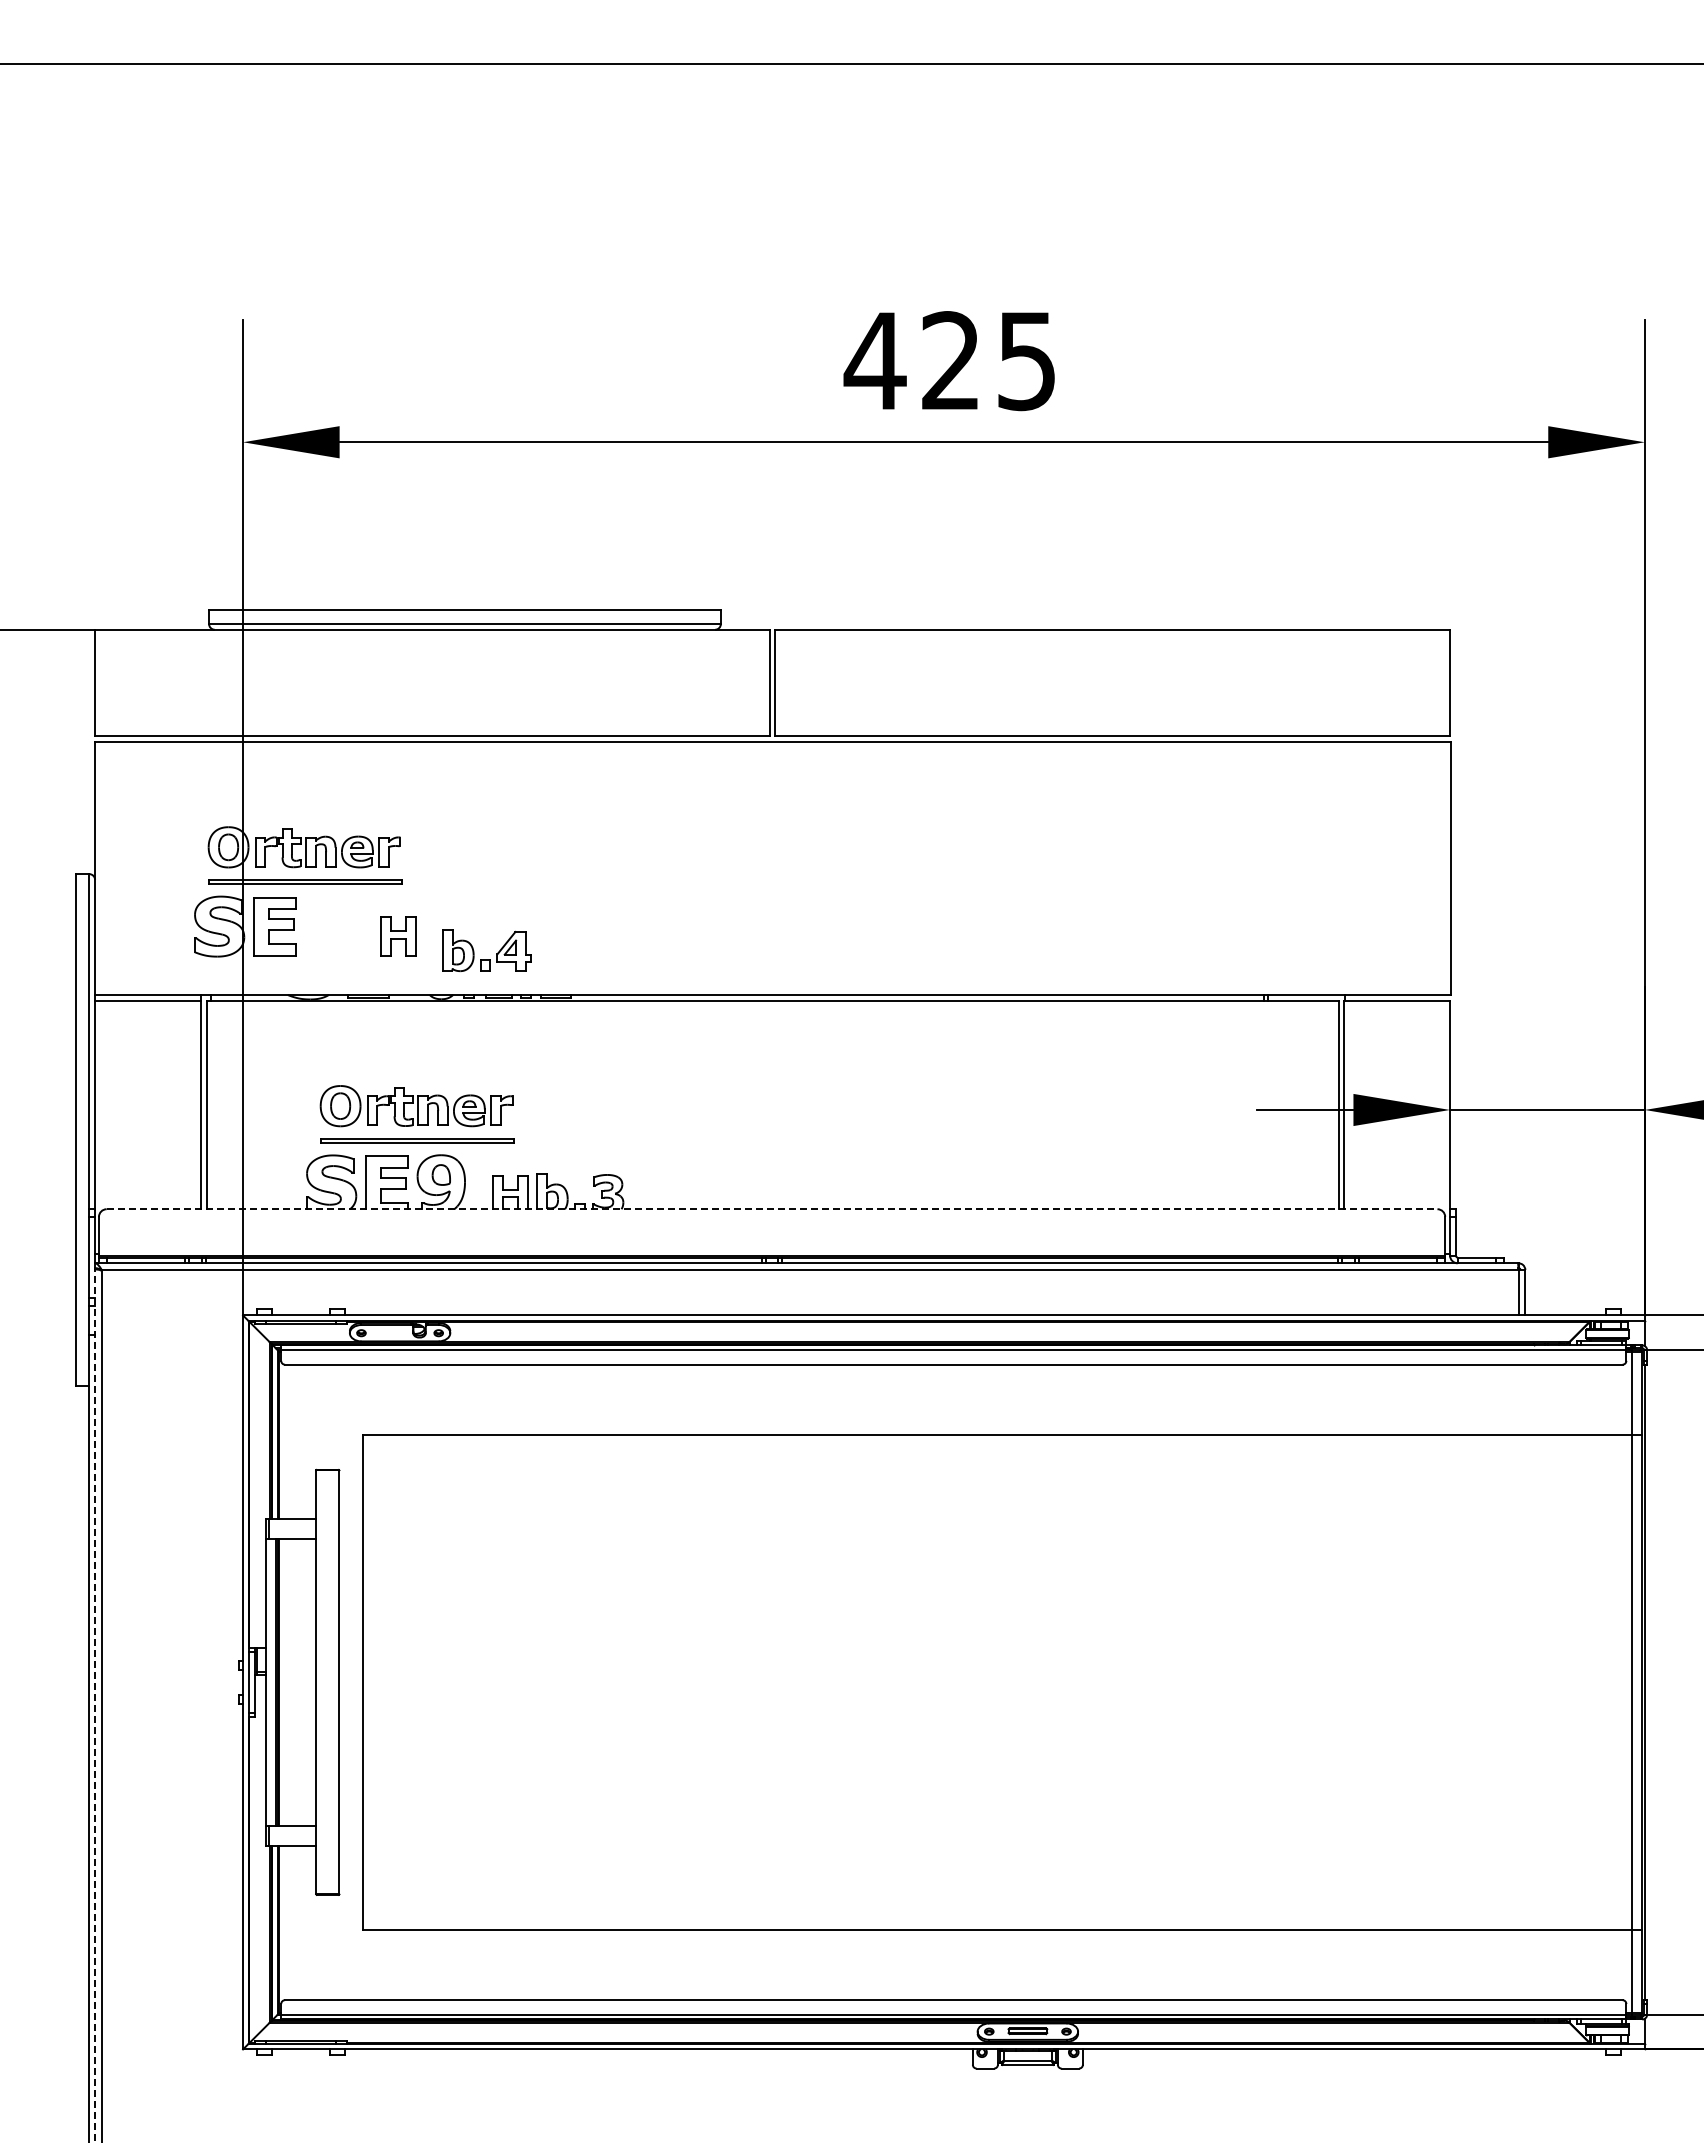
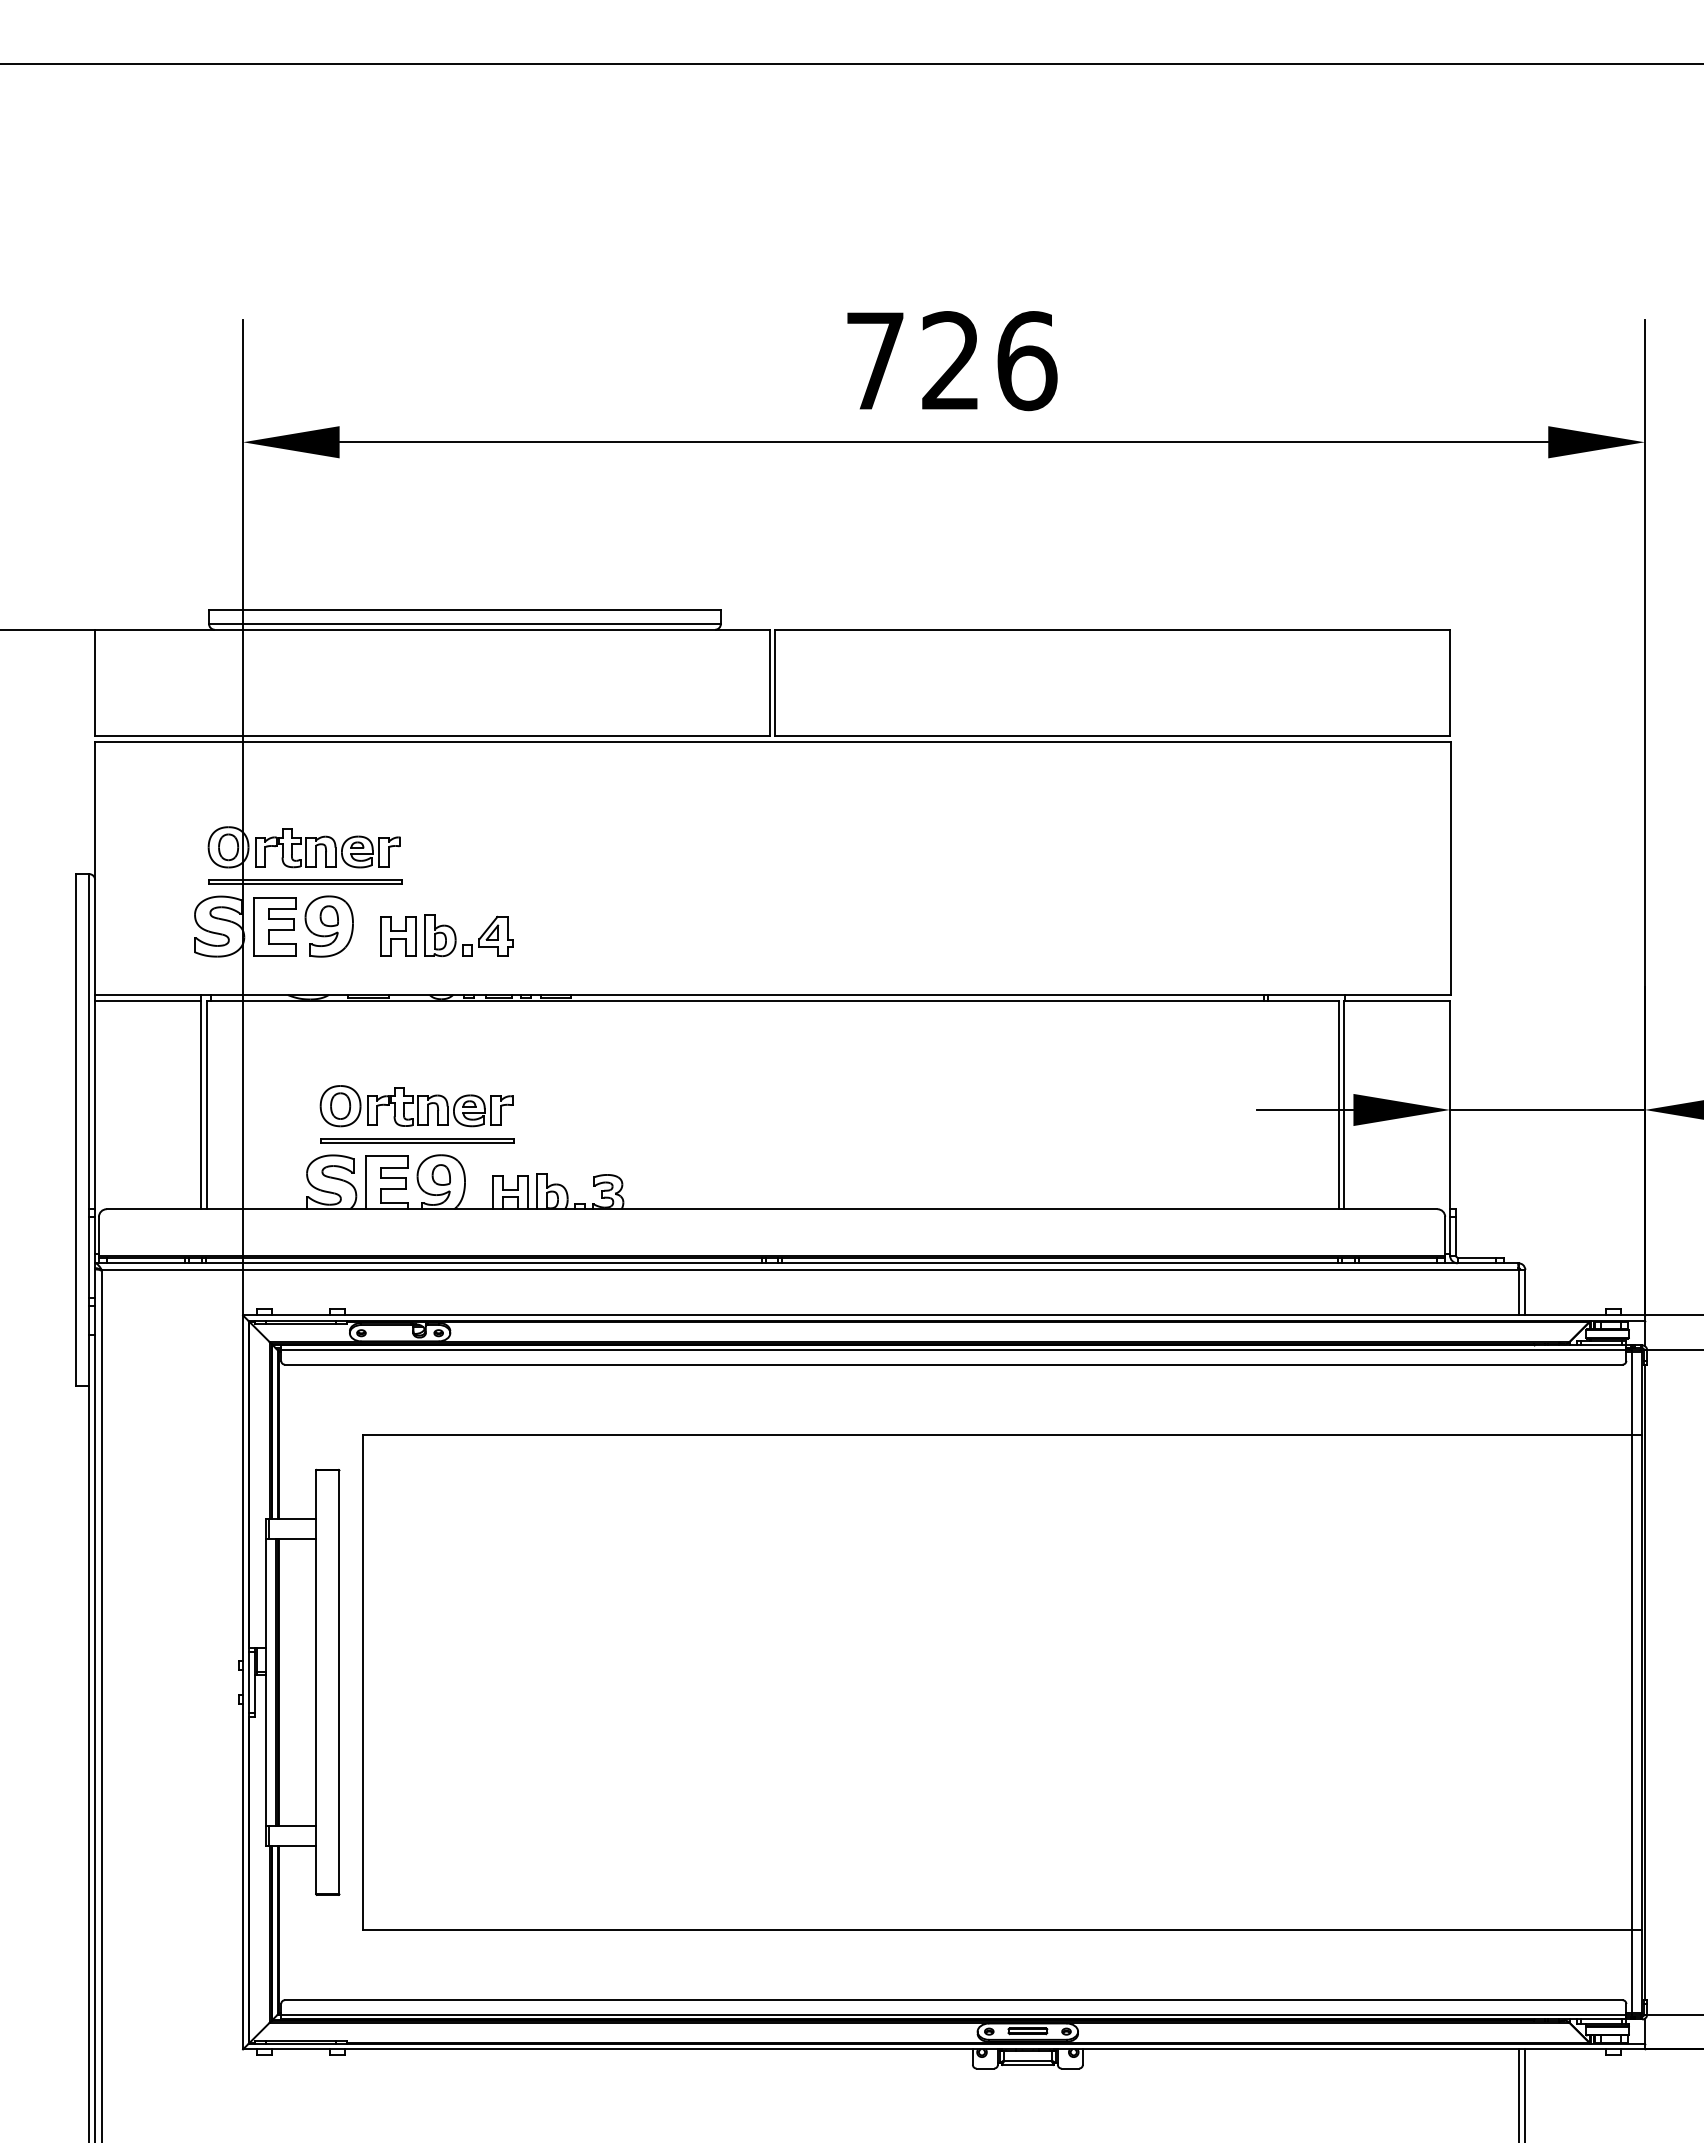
text: 425 -> 726 (950, 361)
part: none -> present (328, 926)
part position: (486, 959) -> (468, 944) (468, 944)
line: dashed -> solid (772, 1209)
line: dashed -> solid (95, 1705)
line: none -> present (1518, 2094)
line: none -> present (1525, 2094)
